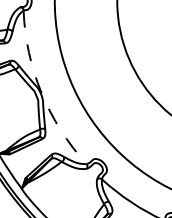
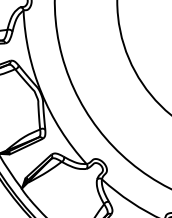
arc: dashed -> solid (41, 92)
